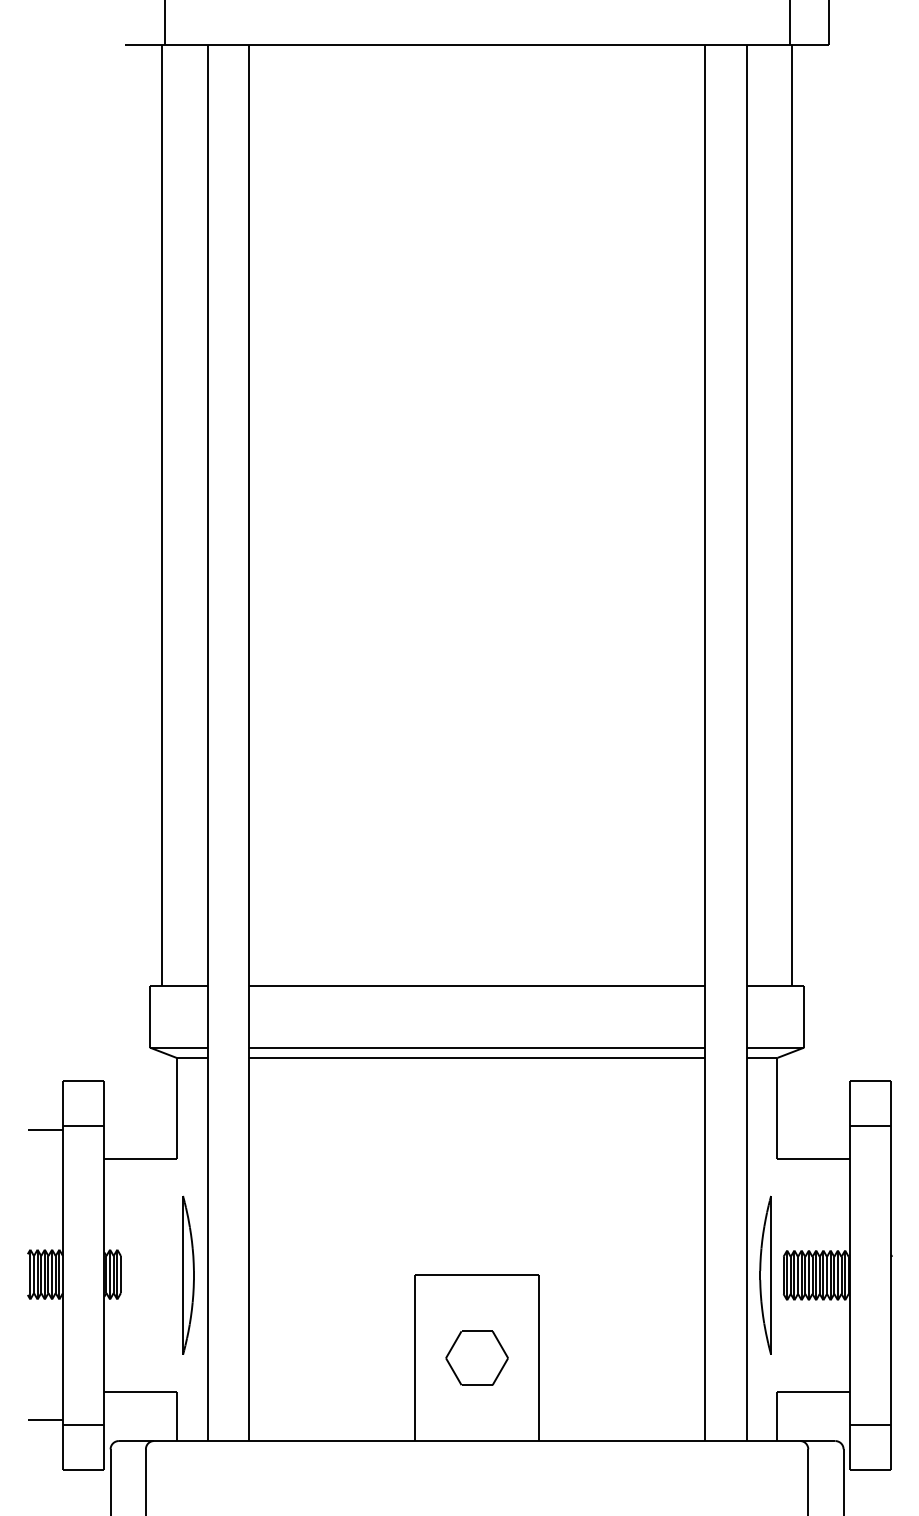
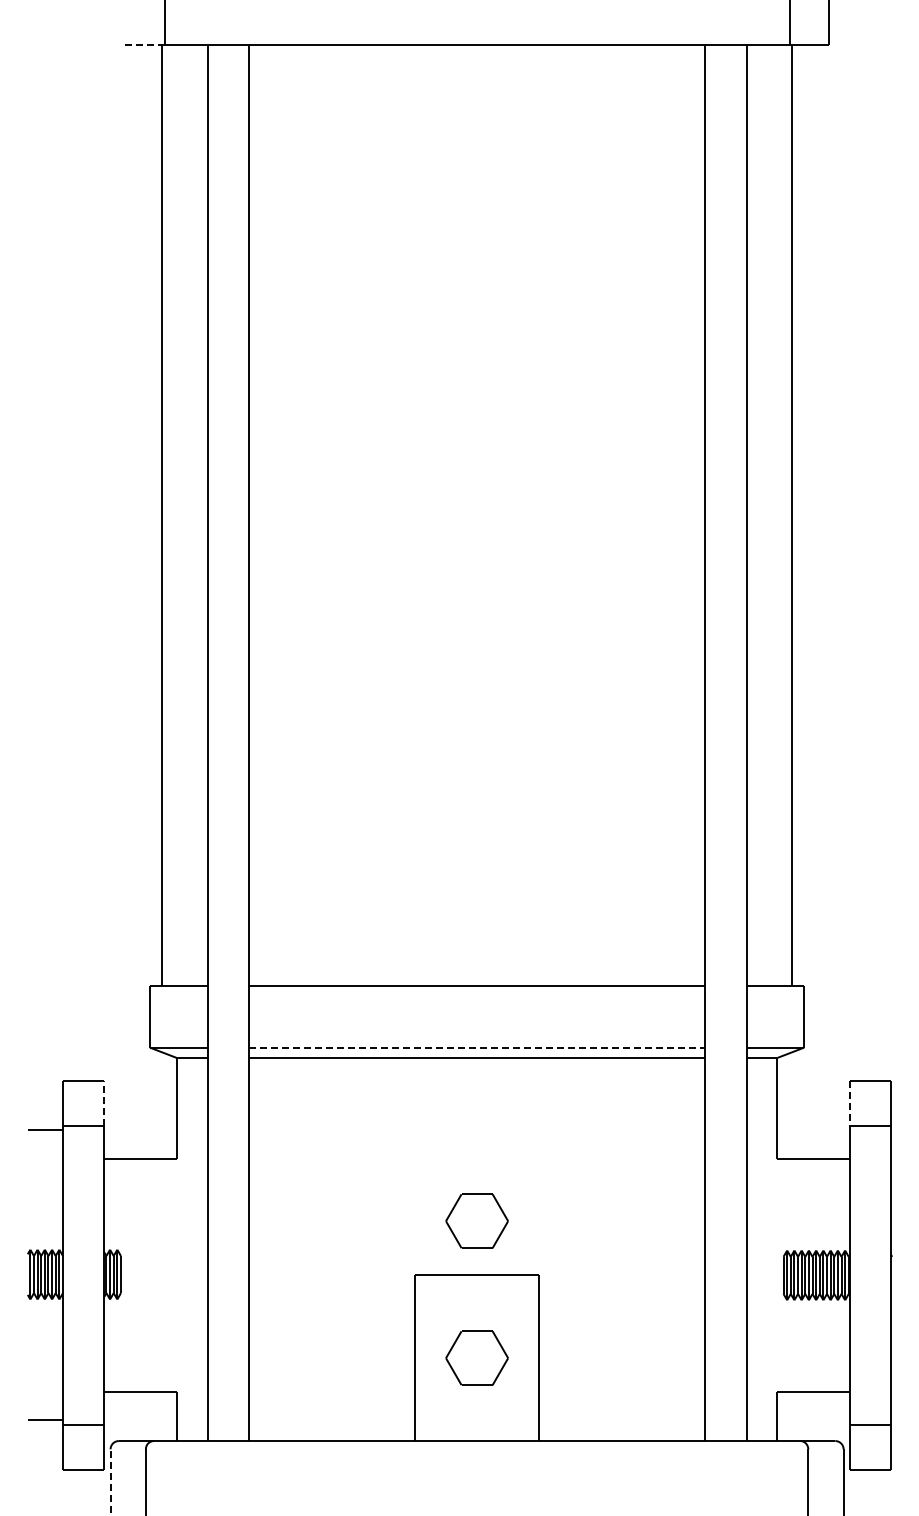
line: solid -> dashed (144, 45)
line: solid -> dashed (477, 1047)
line: solid -> dashed (104, 1103)
line: solid -> dashed (849, 1103)
part: none -> present (476, 1220)
part: present -> none (188, 1274)
part: present -> none (765, 1274)
line: solid -> dashed (110, 1482)
